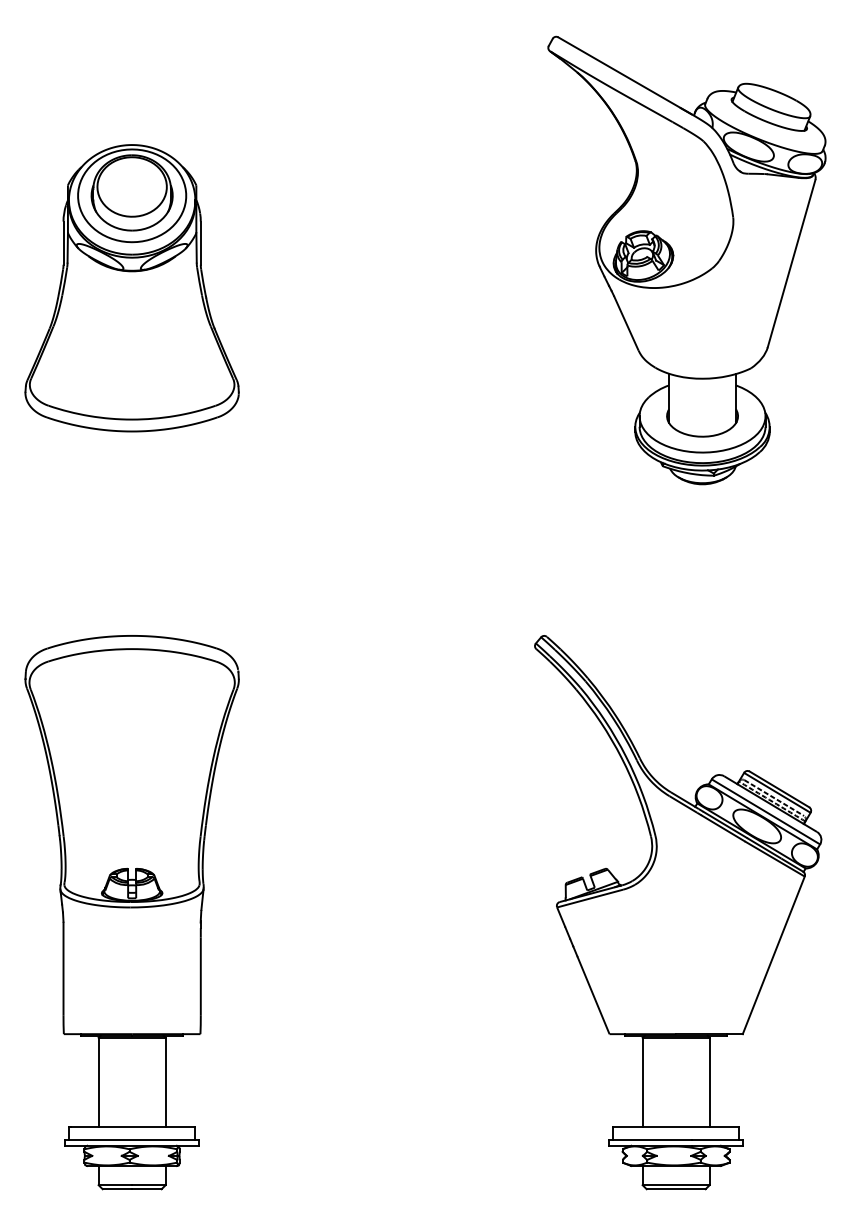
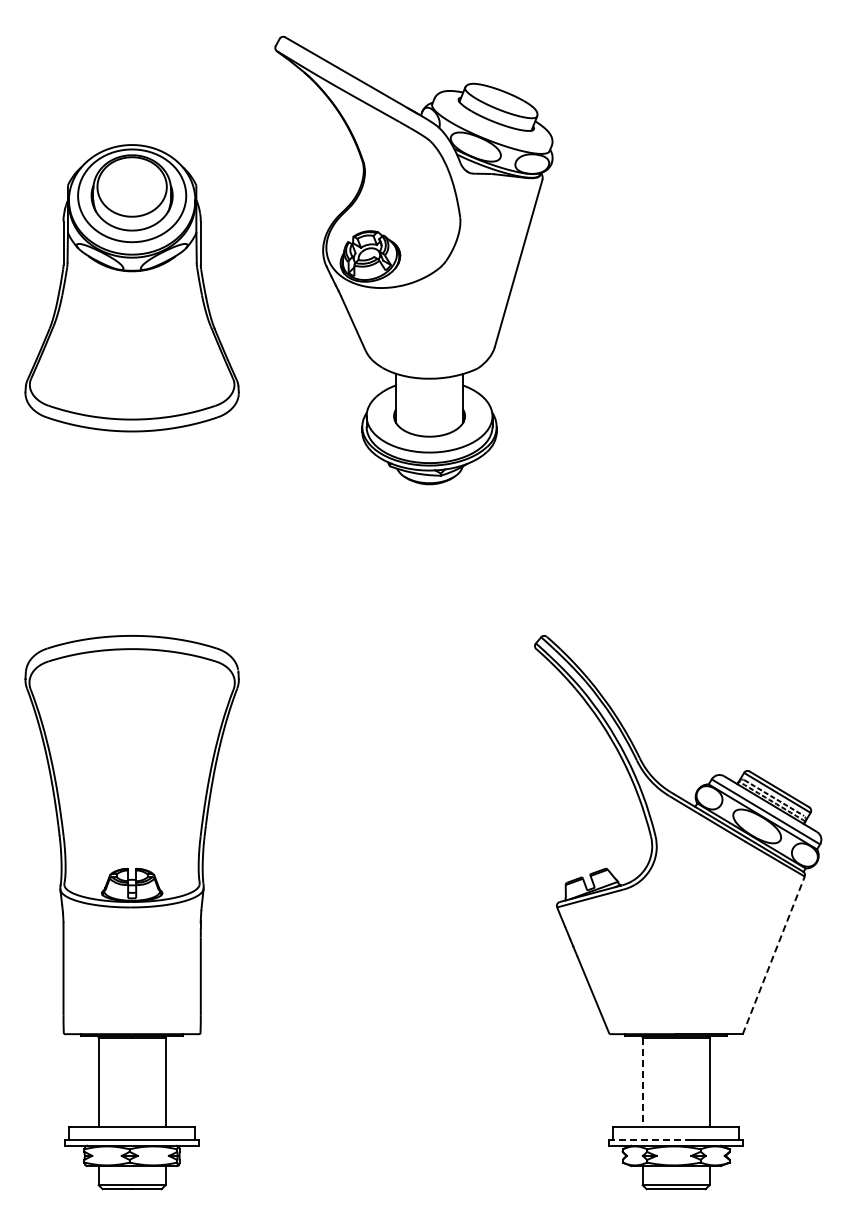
part position: (686, 260) -> (413, 260) (413, 260)
line: solid -> dashed (773, 955)
line: solid -> dashed (642, 1082)
line: solid -> dashed (649, 1139)
